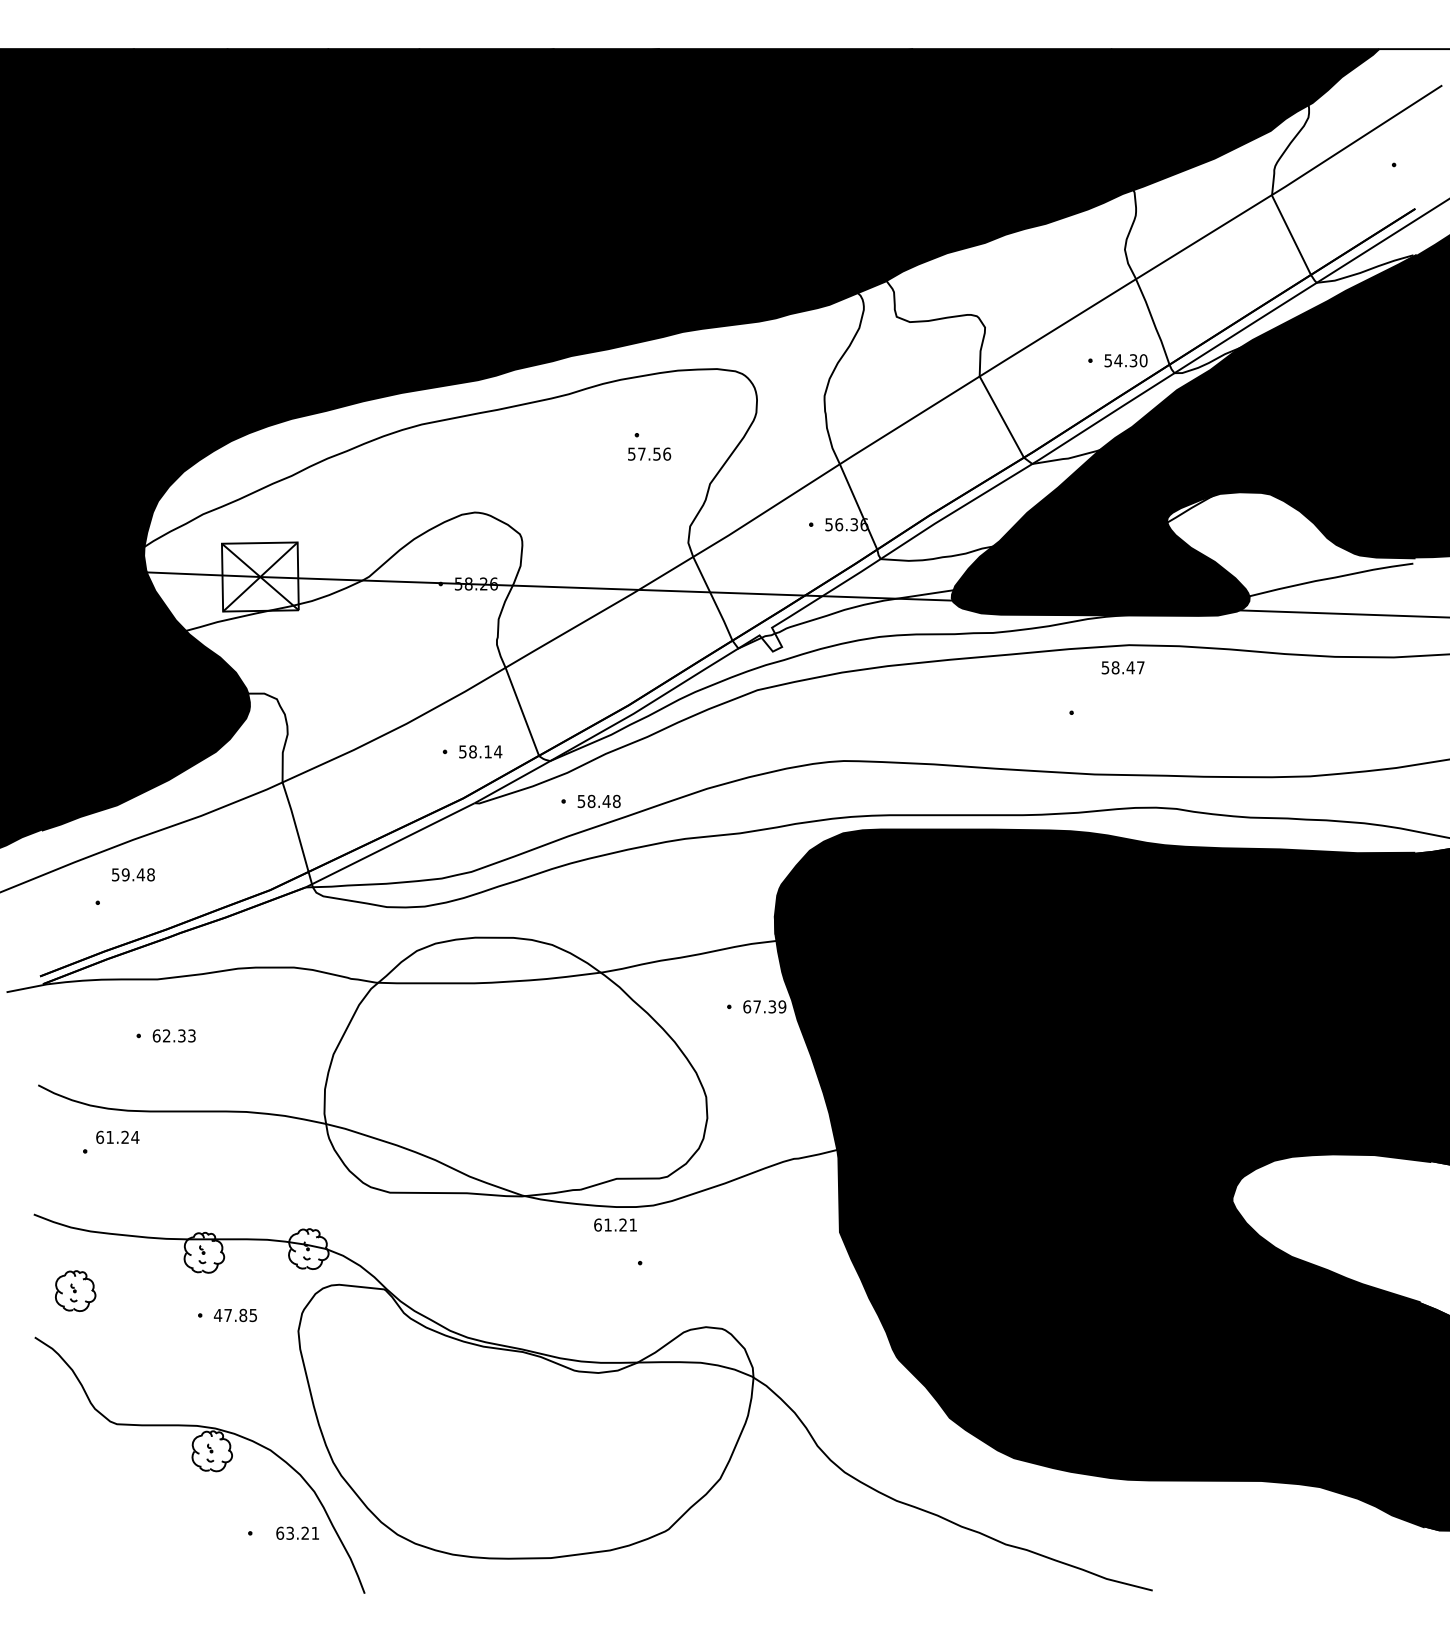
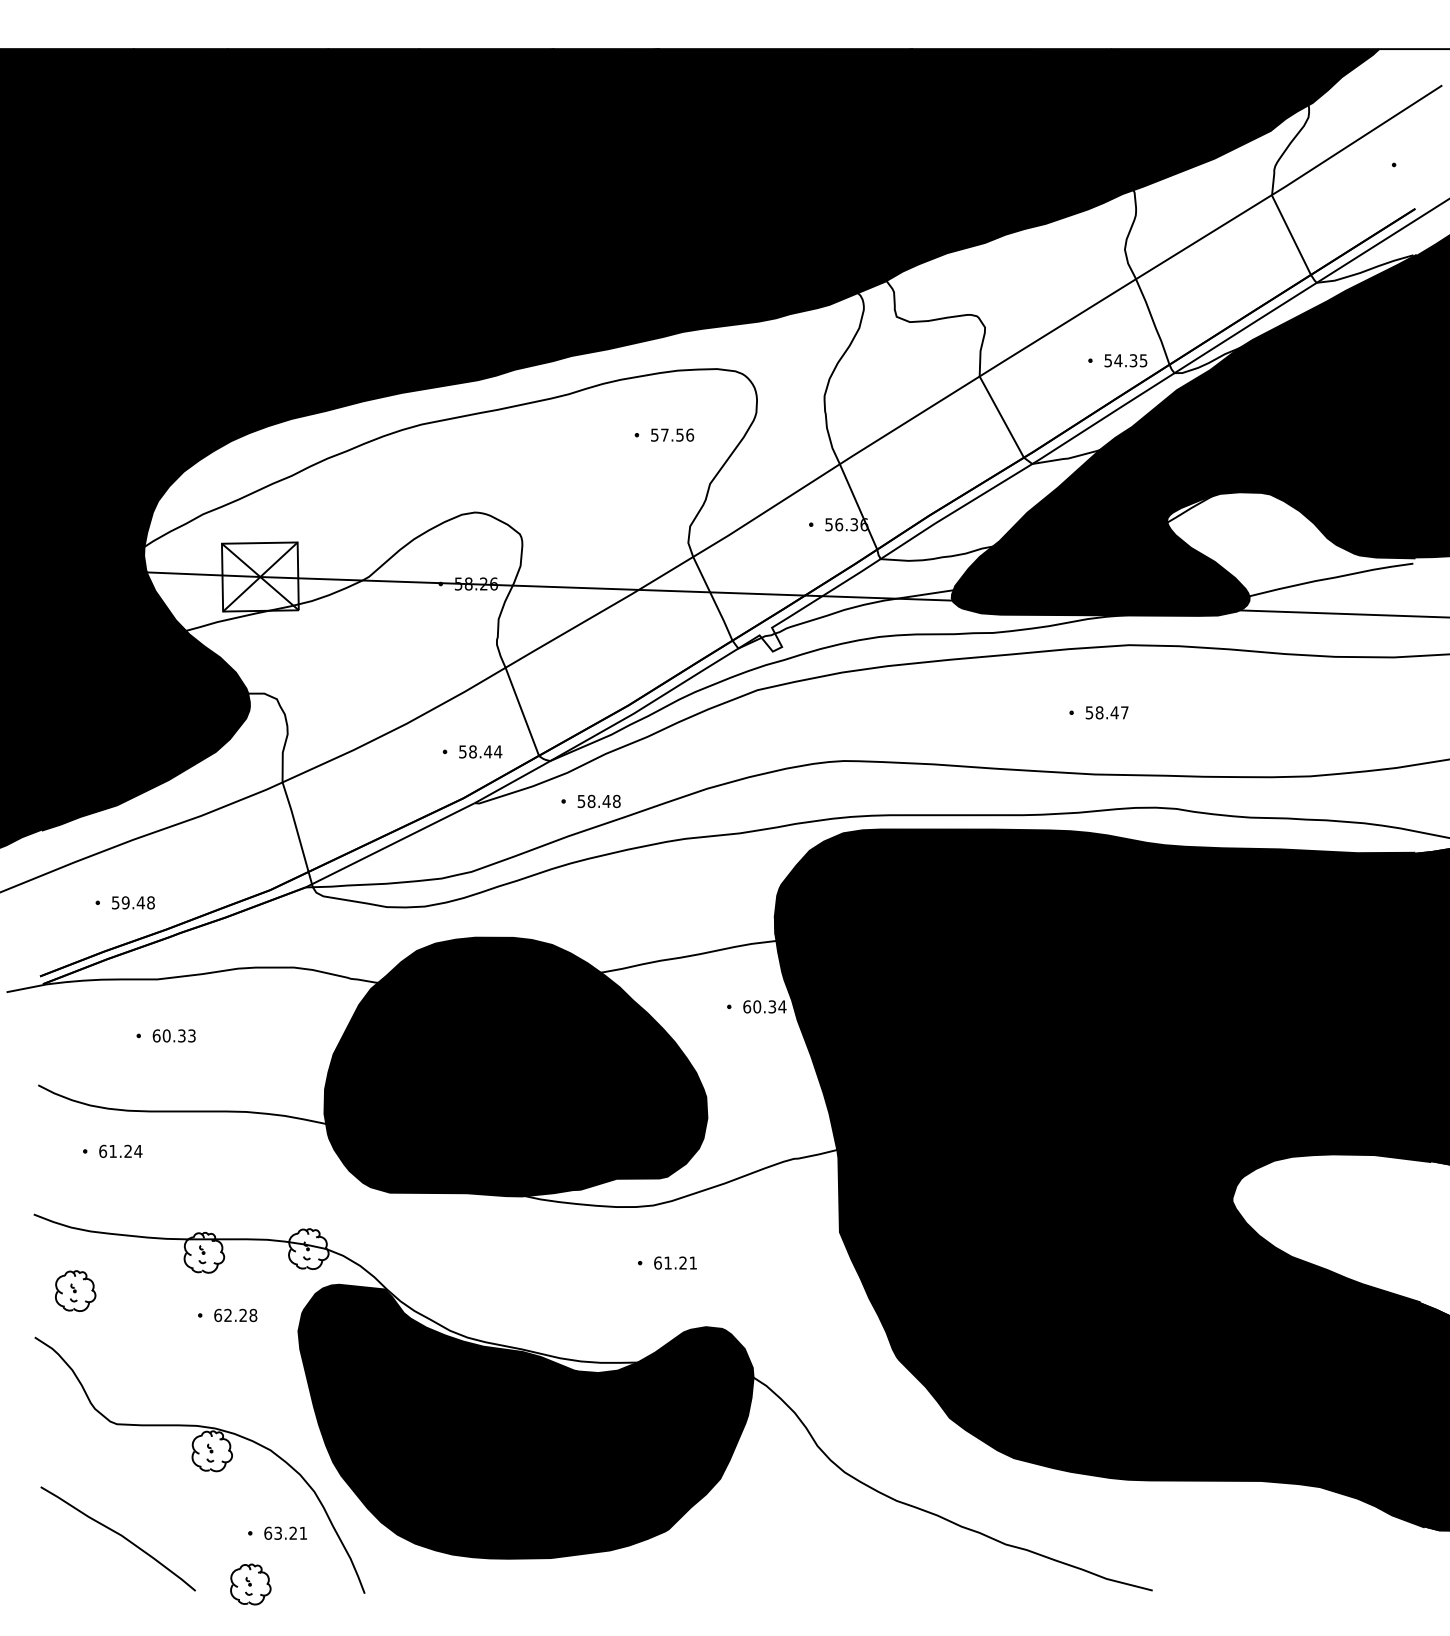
text: 54.30 -> 54.35 (1143, 360)
text position: (649, 453) -> (672, 434) (672, 434)
text position: (1122, 667) -> (1106, 712) (1106, 712)
text: 58.14 -> 58.44 (487, 751)
text position: (133, 874) -> (133, 902) (133, 902)
text: 67.39 -> 60.34 (769, 1006)
text: 62.33 -> 60.33 (166, 1035)
fill: none -> present (515, 1066)
text position: (117, 1136) -> (120, 1150) (120, 1150)
text position: (615, 1224) -> (675, 1262) (675, 1262)
text: 47.85 -> 62.28 (235, 1315)
fill: none -> present (525, 1421)
text position: (297, 1532) -> (285, 1532) (285, 1532)
curve: none -> present (119, 1535)
part: none -> present (250, 1584)
